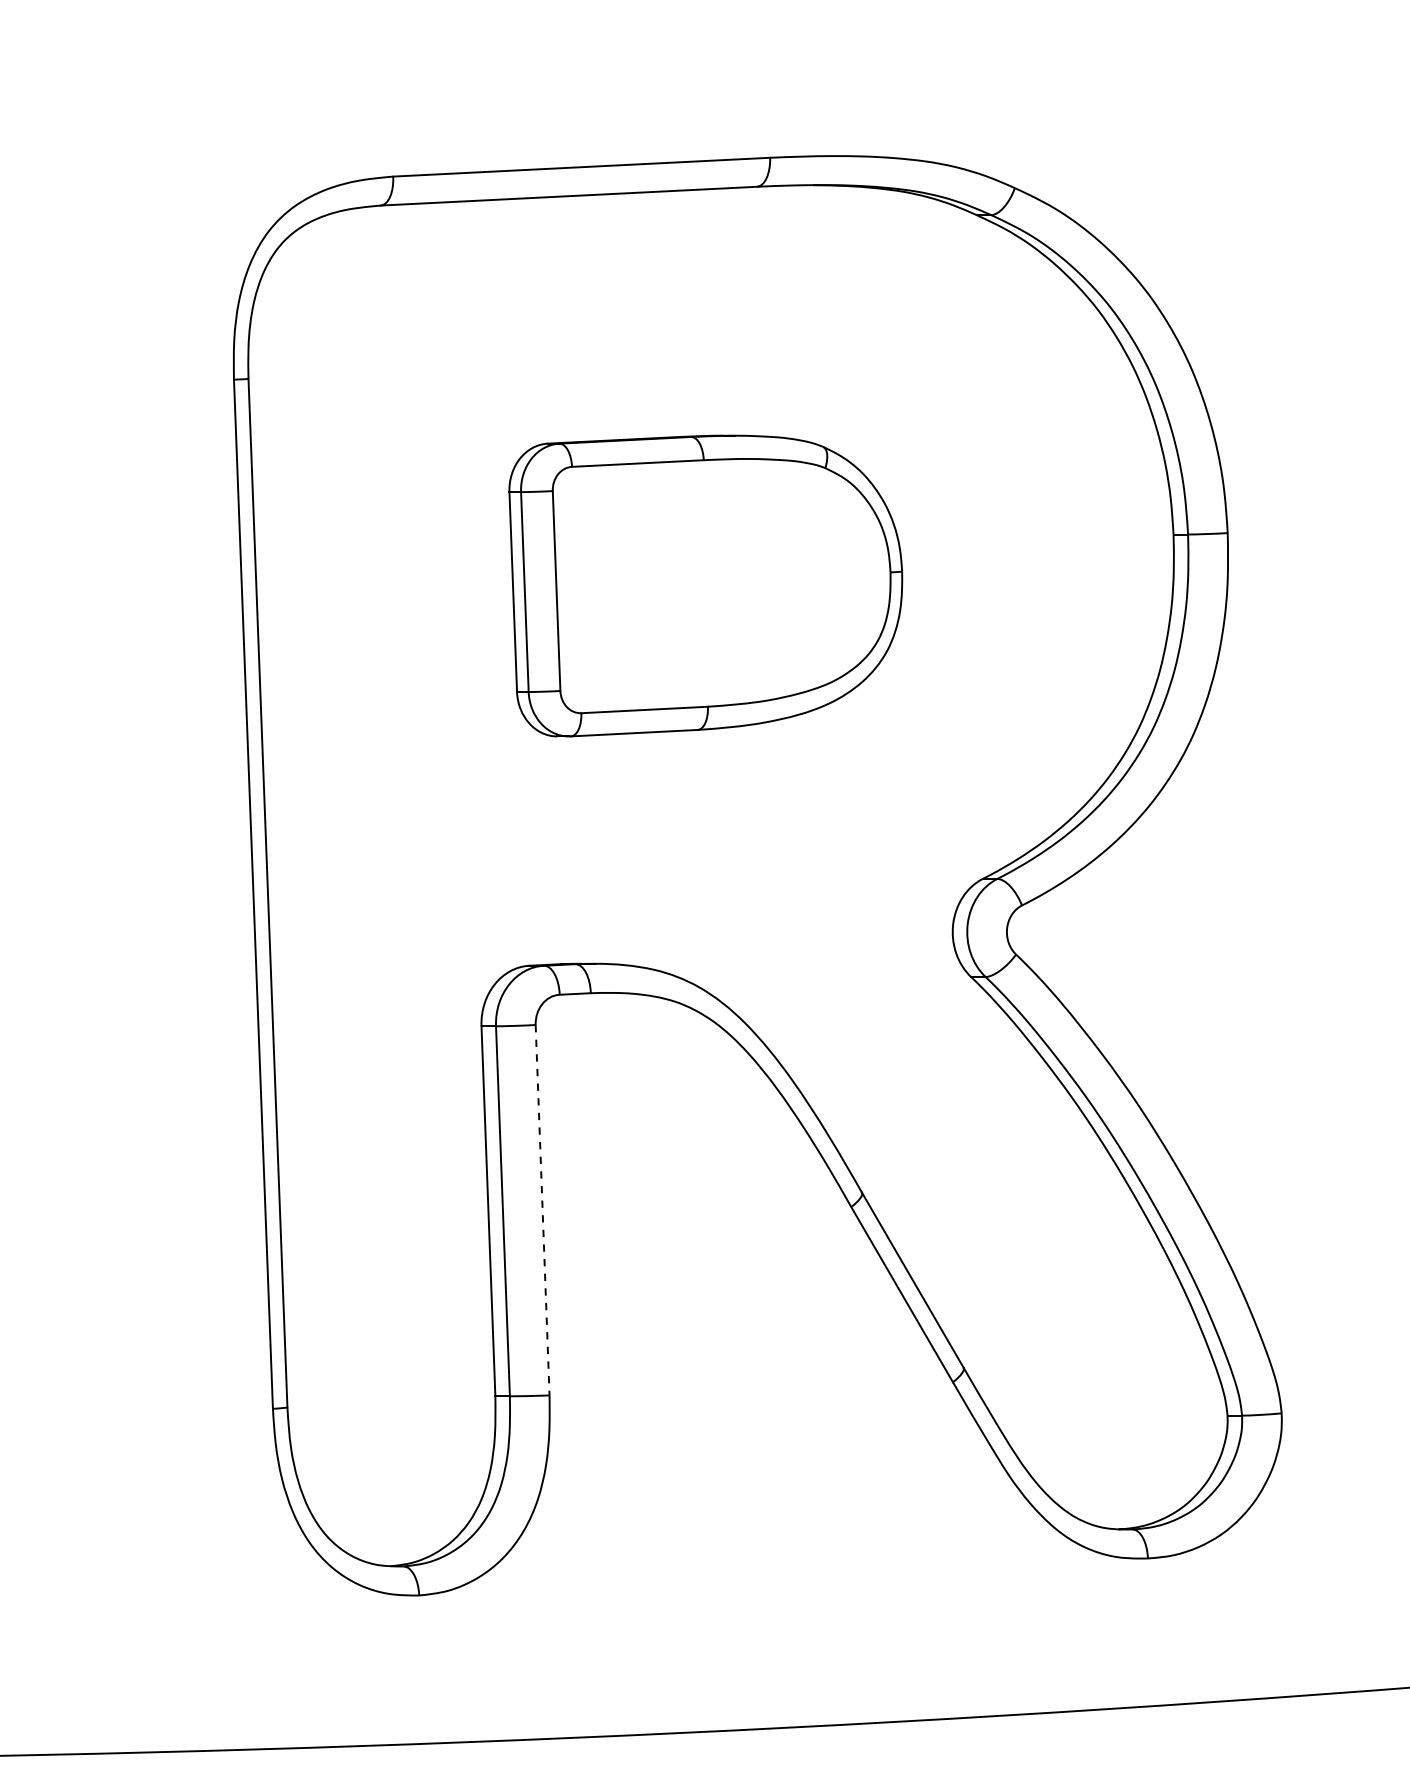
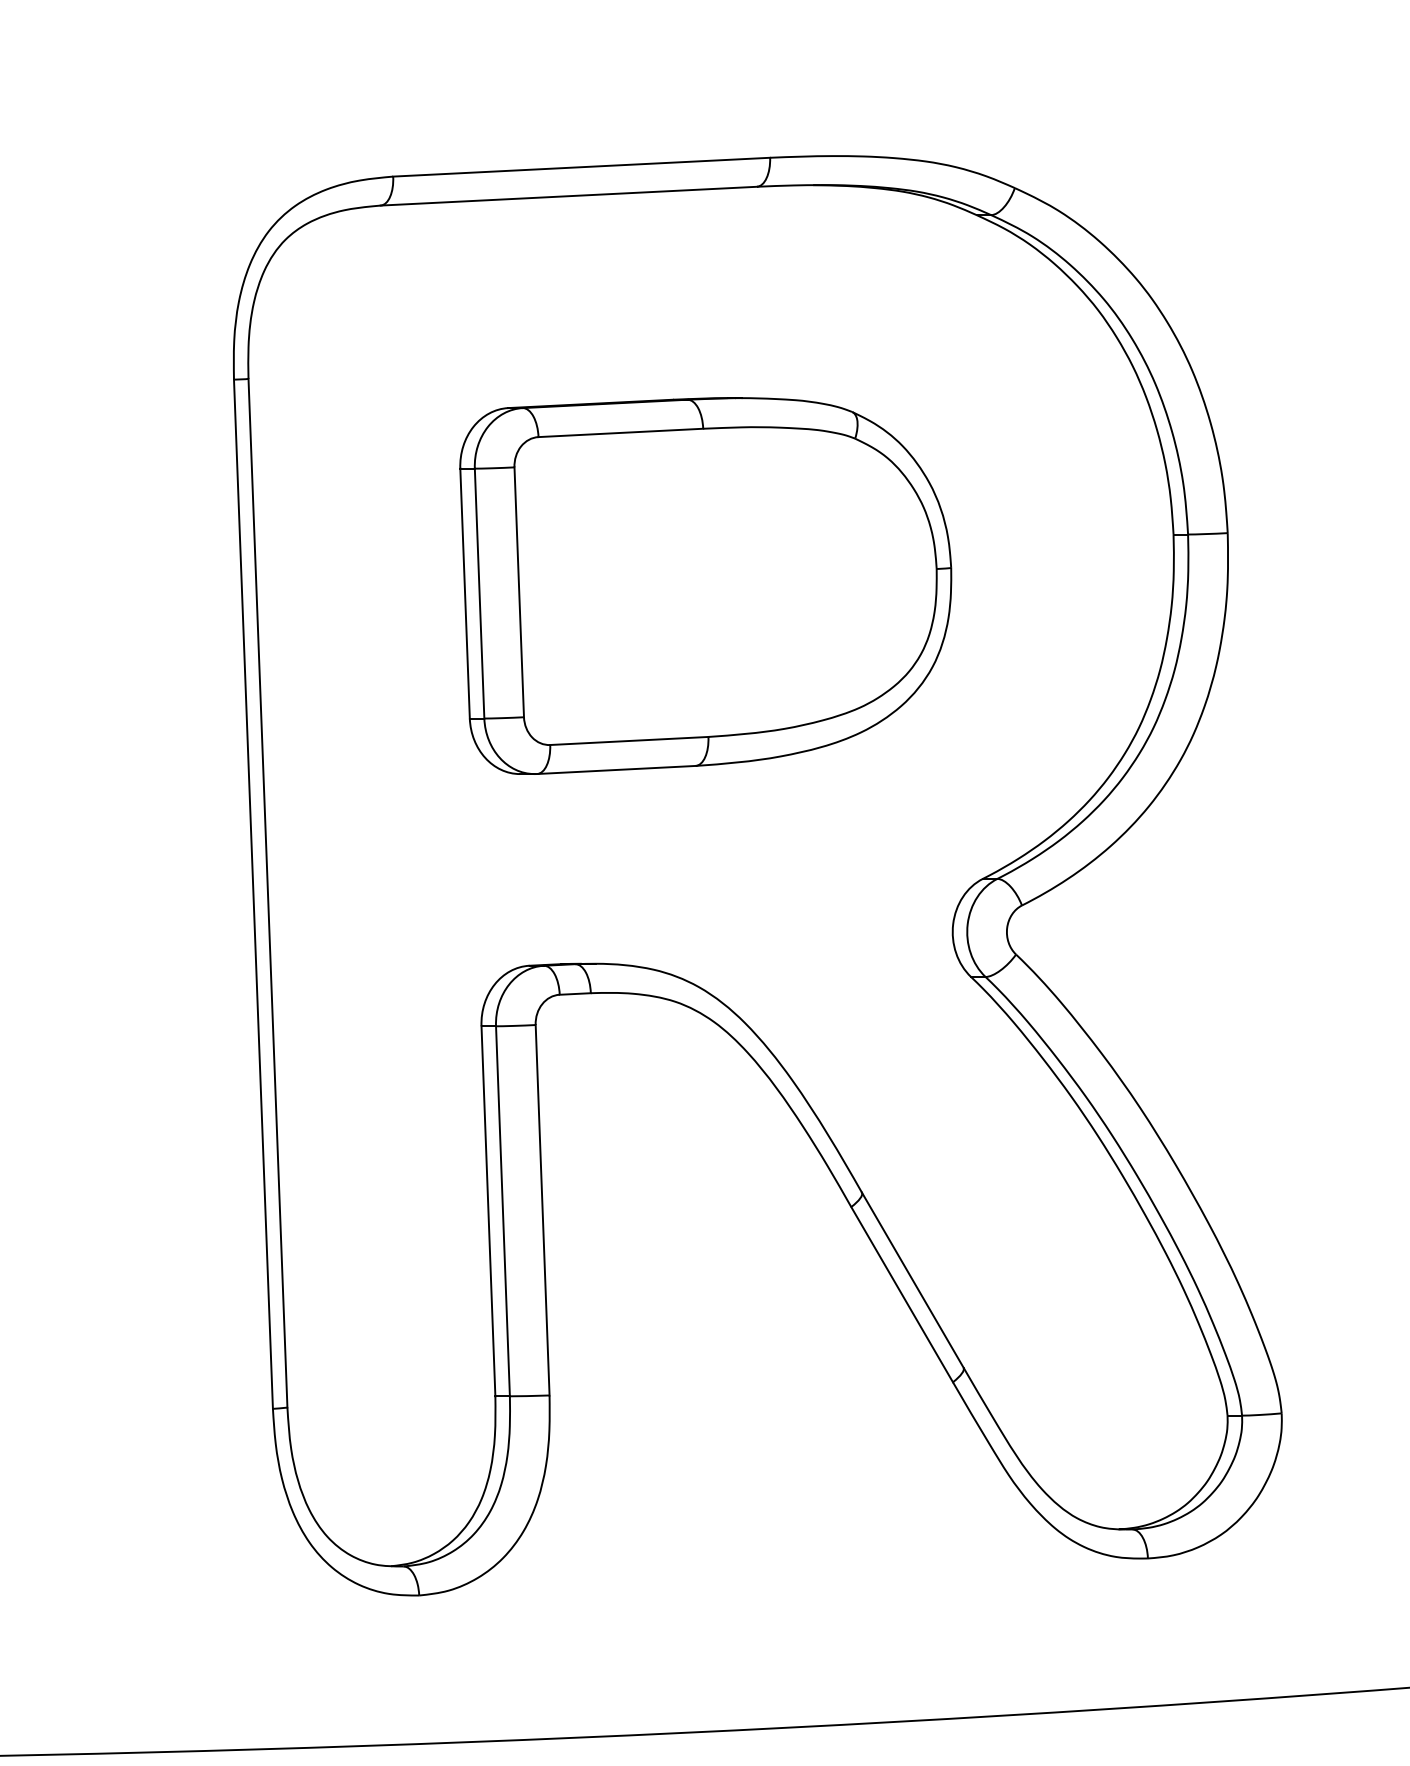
part size: 396x304 px -> 494x378 px (705, 585)
line: dashed -> solid (542, 1210)
